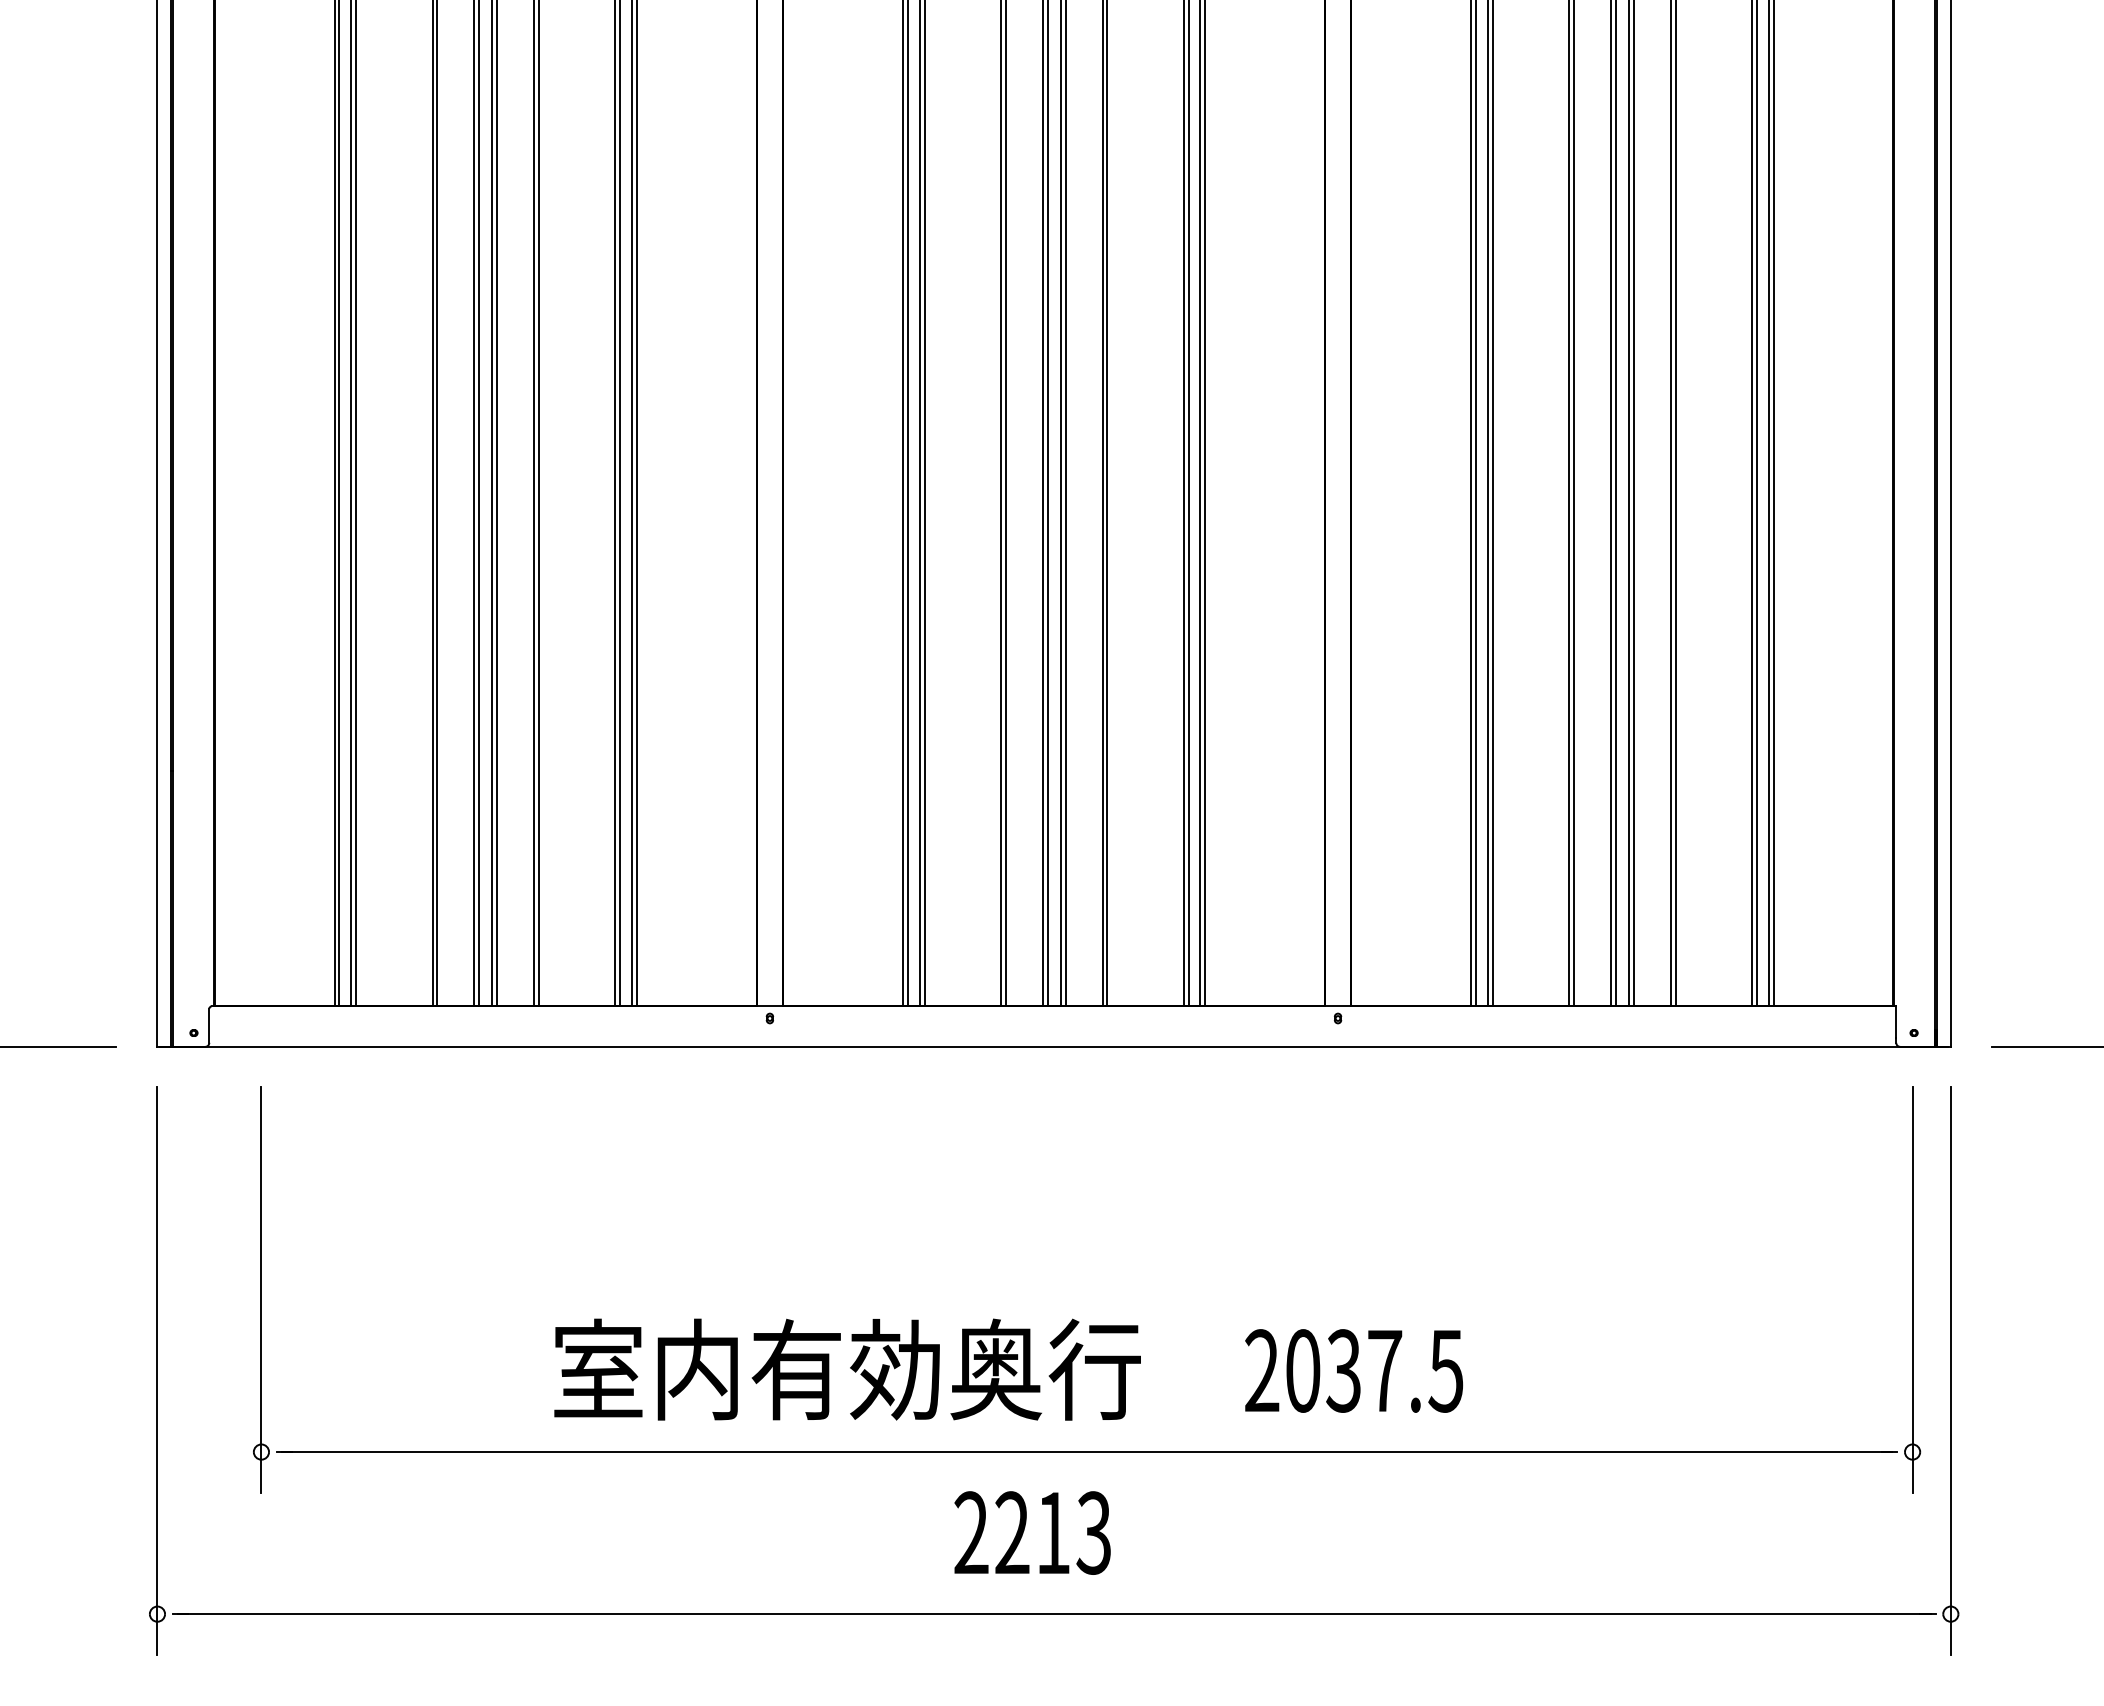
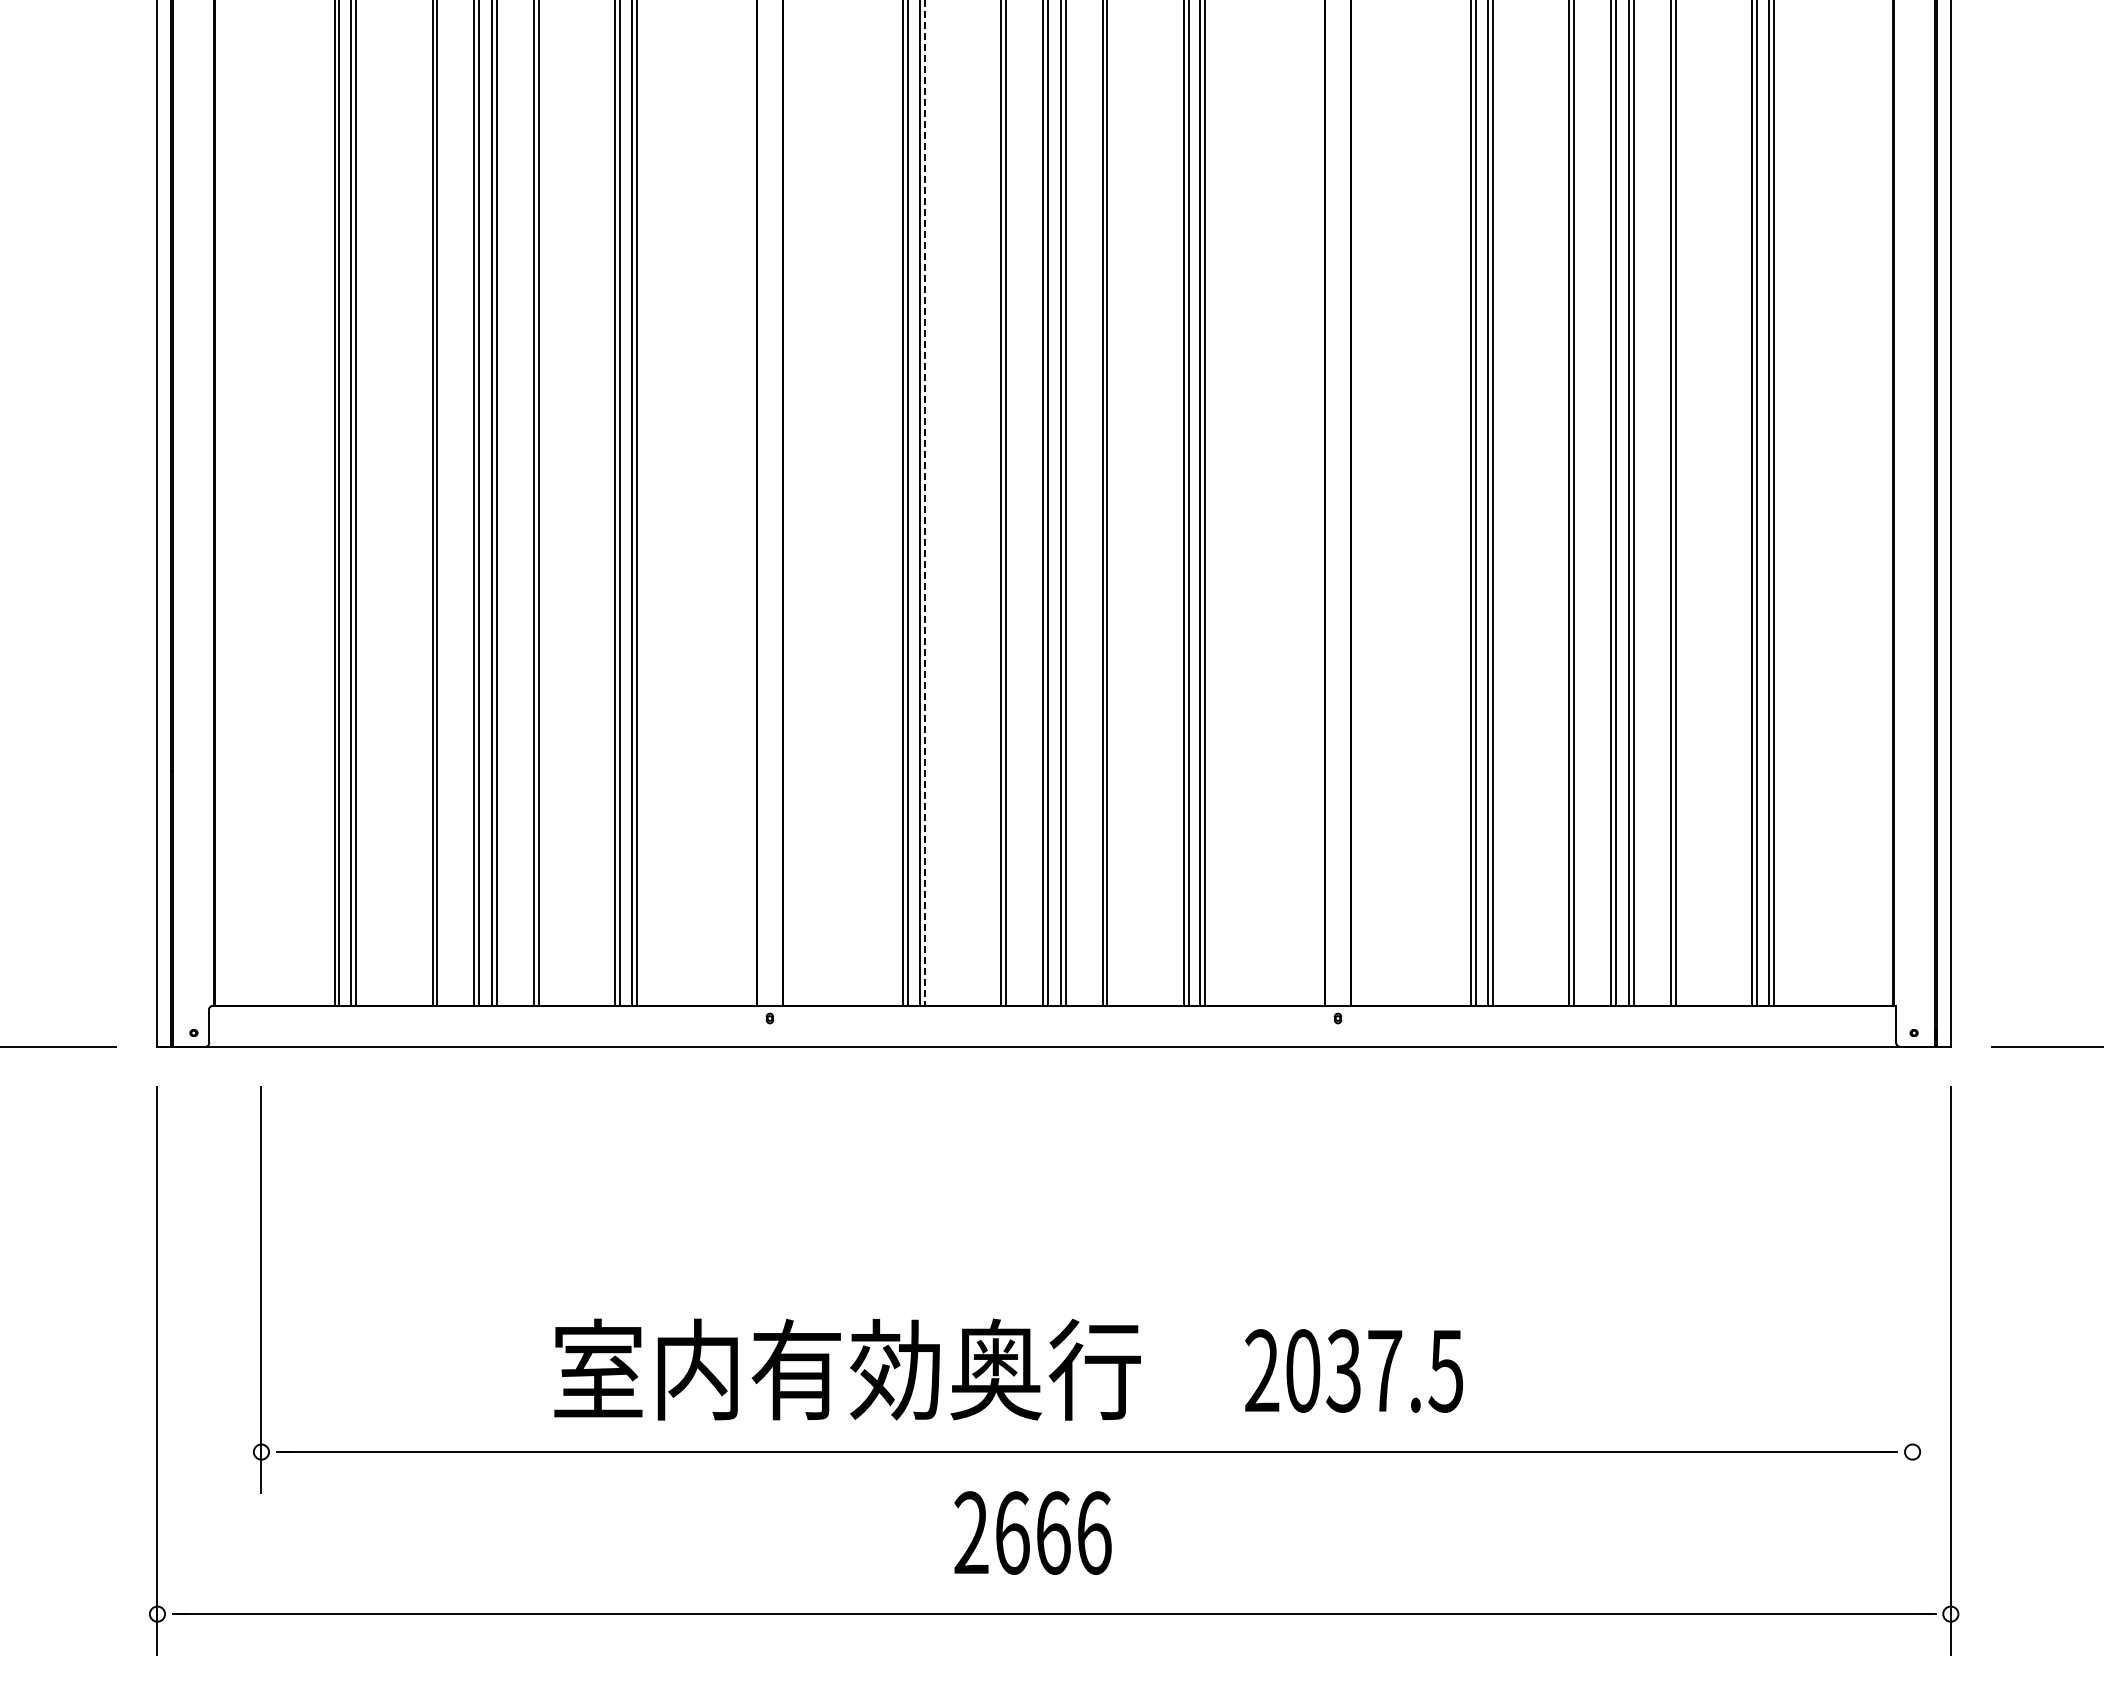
line: solid -> dashed (924, 503)
line: present -> none (1912, 1289)
text: 2213 -> 2666 (1053, 1532)
